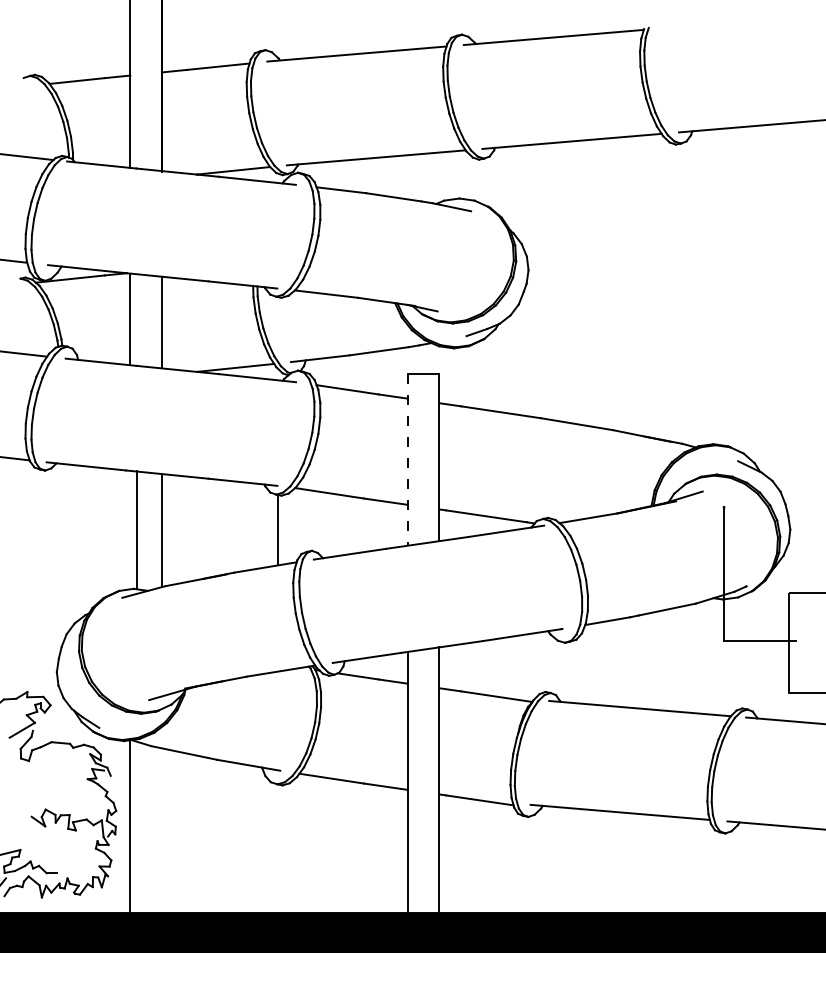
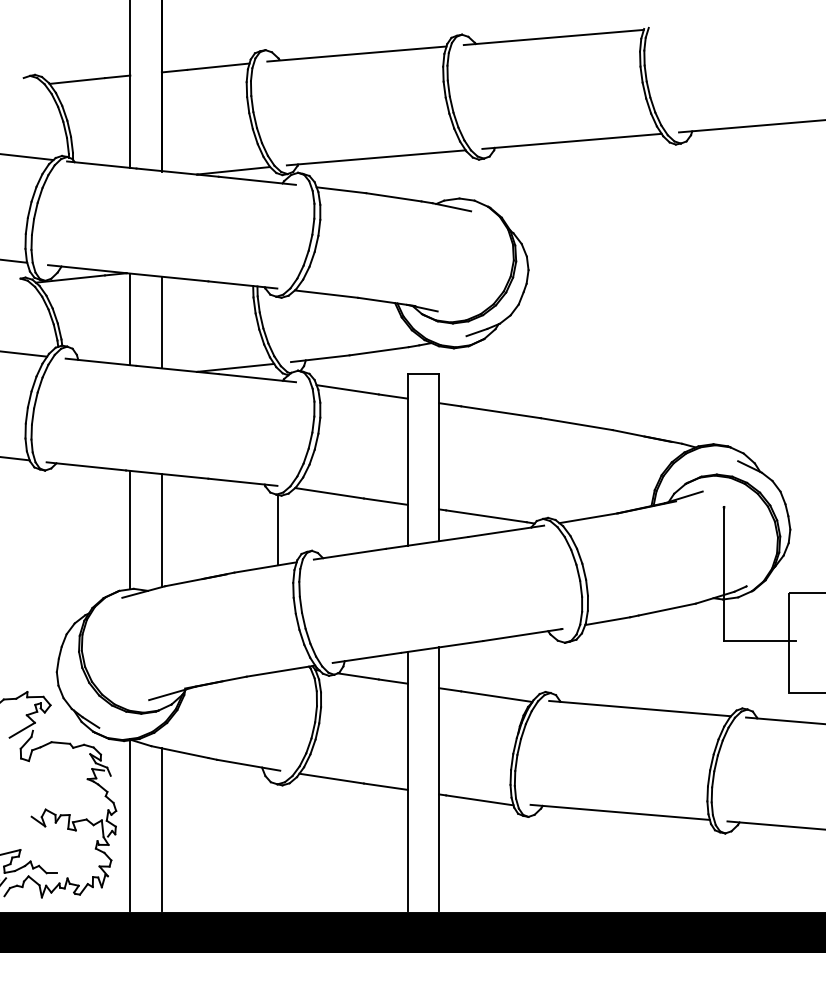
line: dashed -> solid (407, 460)
line position: (137, 529) -> (130, 529) (130, 529)
line: none -> present (161, 829)
